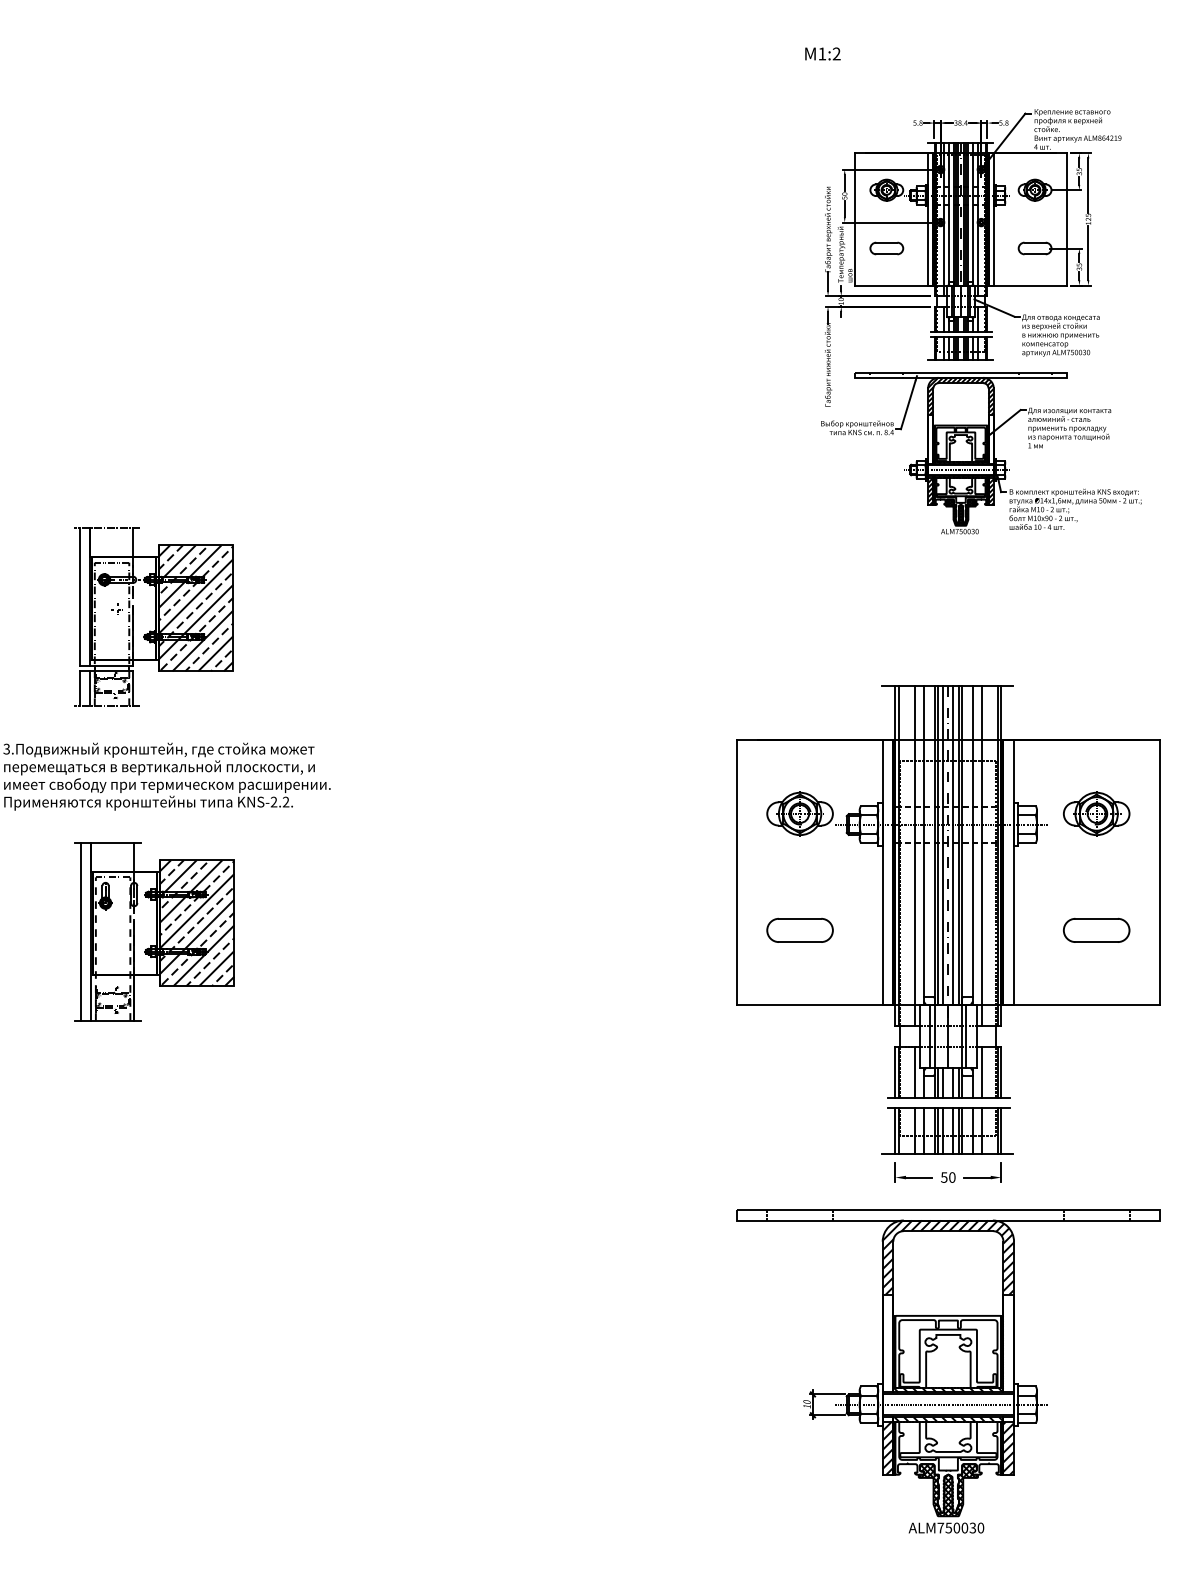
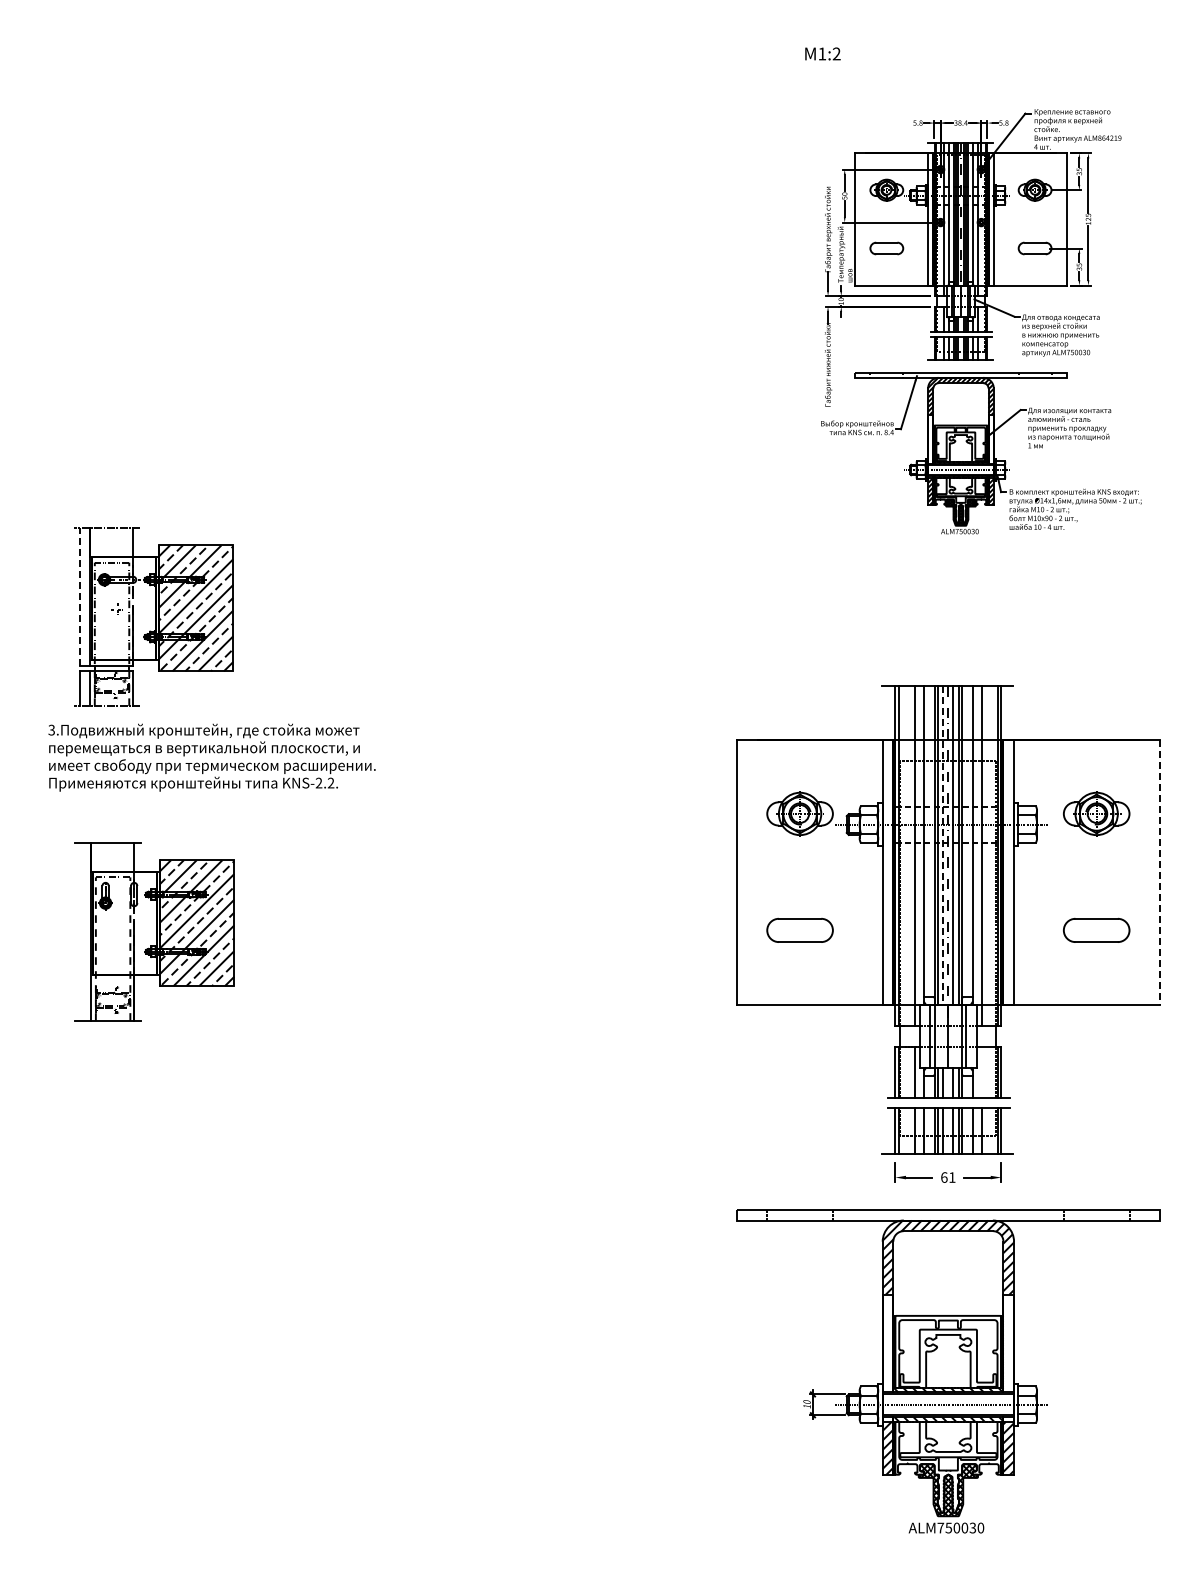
line: solid -> dashed (79, 596)
text position: (166, 776) -> (211, 757) (211, 757)
line: solid -> dashed (943, 845)
line: solid -> dashed (1160, 872)
line: present -> none (81, 931)
line: present -> none (981, 1071)
text: 50 -> 61 (948, 1177)
